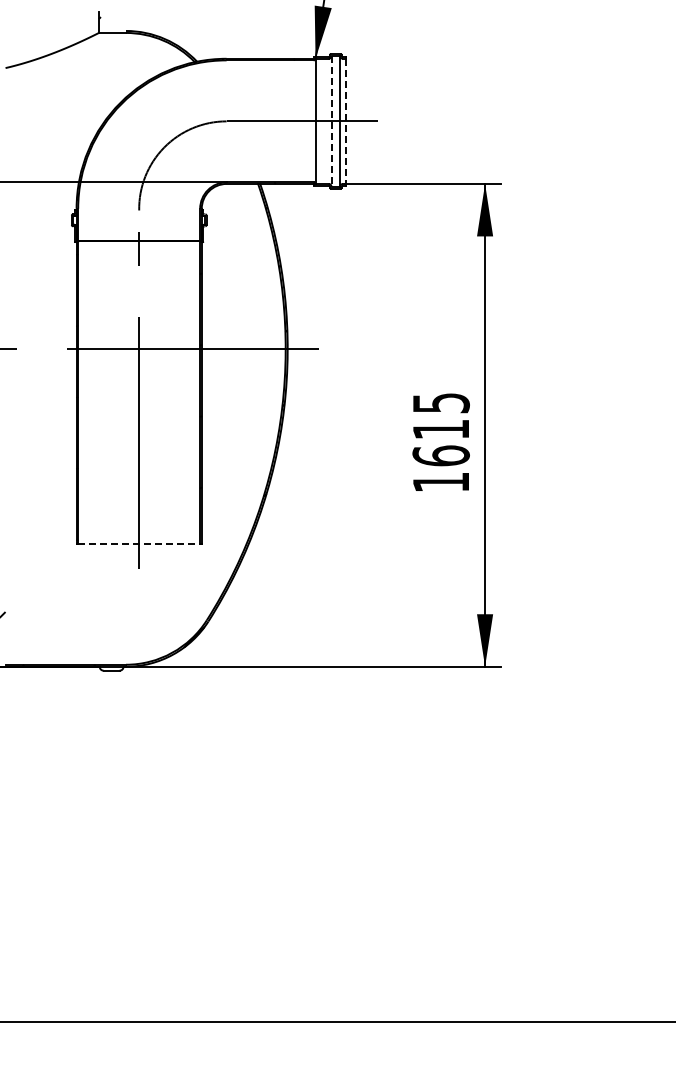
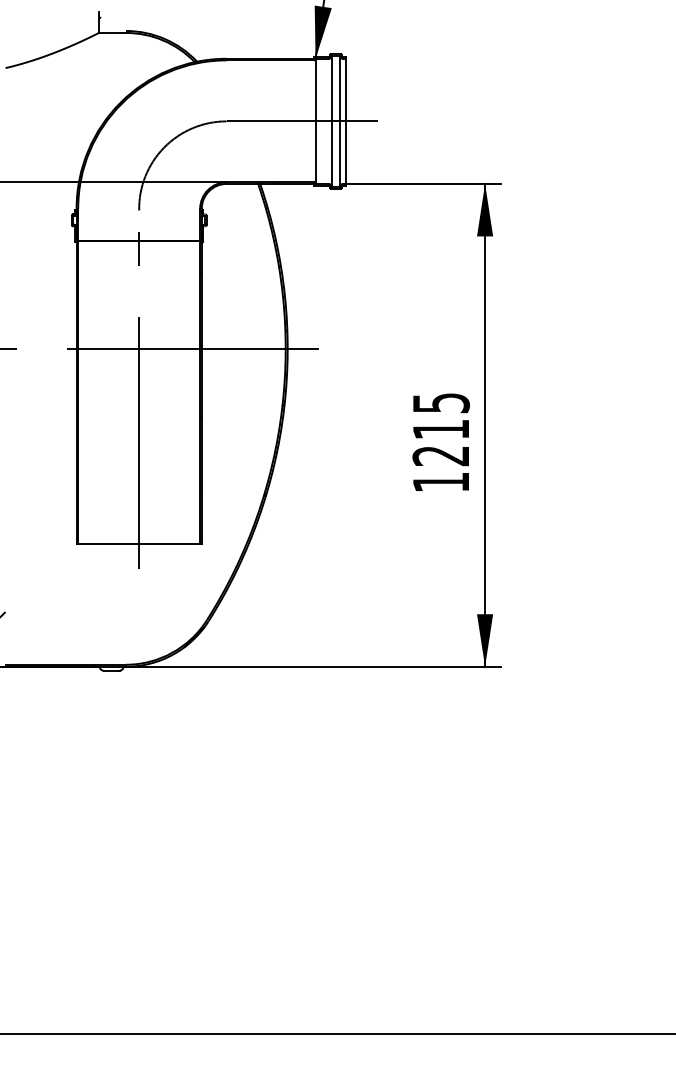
line: dashed -> solid (331, 121)
line: dashed -> solid (345, 121)
text: 1615 -> 1215 (440, 455)
line: dashed -> solid (139, 544)
line position: (337, 1022) -> (337, 1034) (337, 1034)
